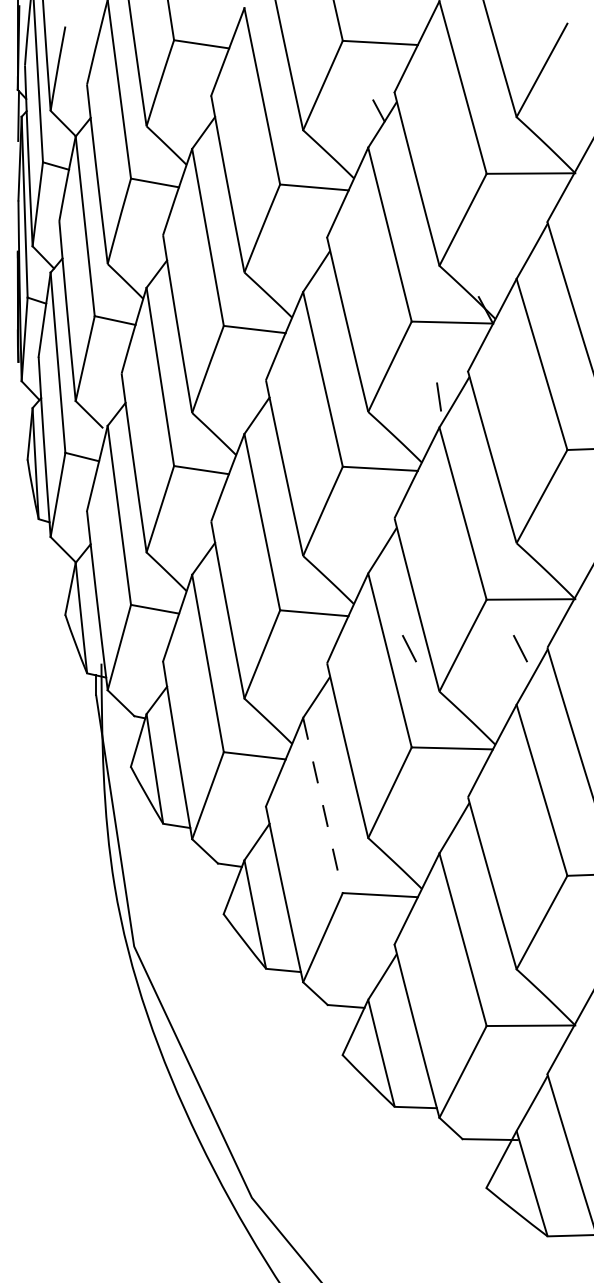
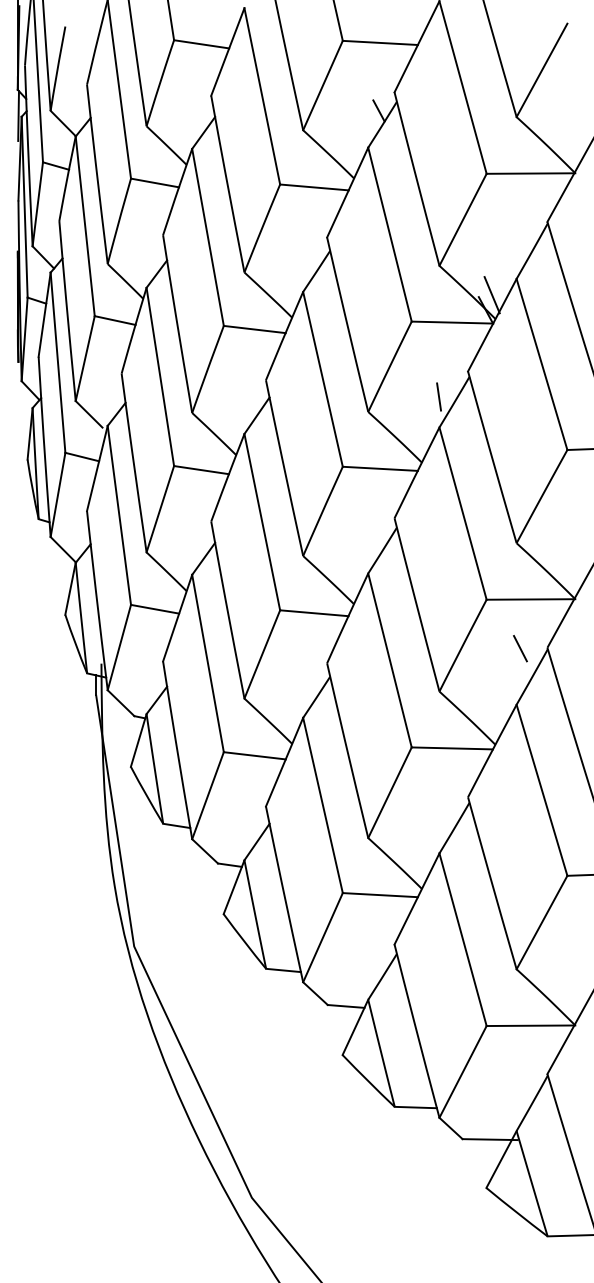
line: none -> present (491, 295)
line: present -> none (409, 648)
line: dashed -> solid (322, 805)
